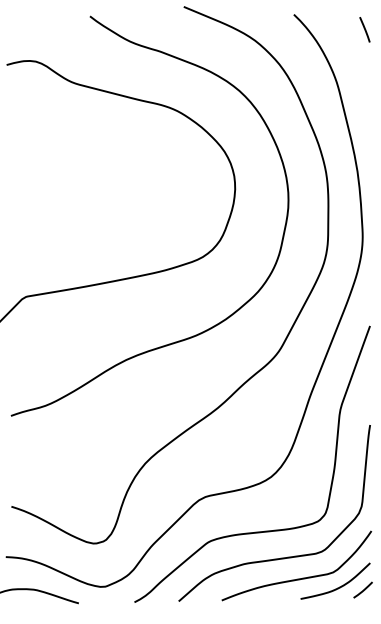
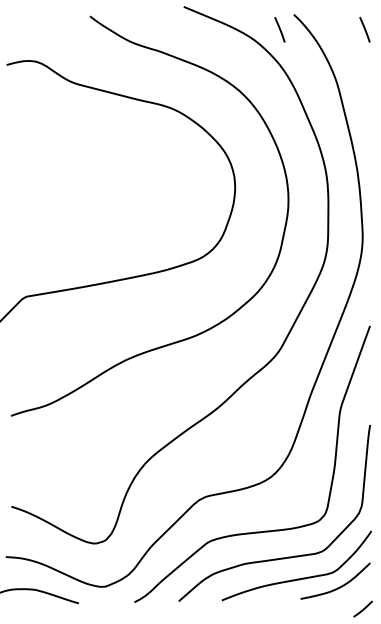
line: none -> present (279, 29)
line position: (363, 589) -> (363, 608) (363, 608)
